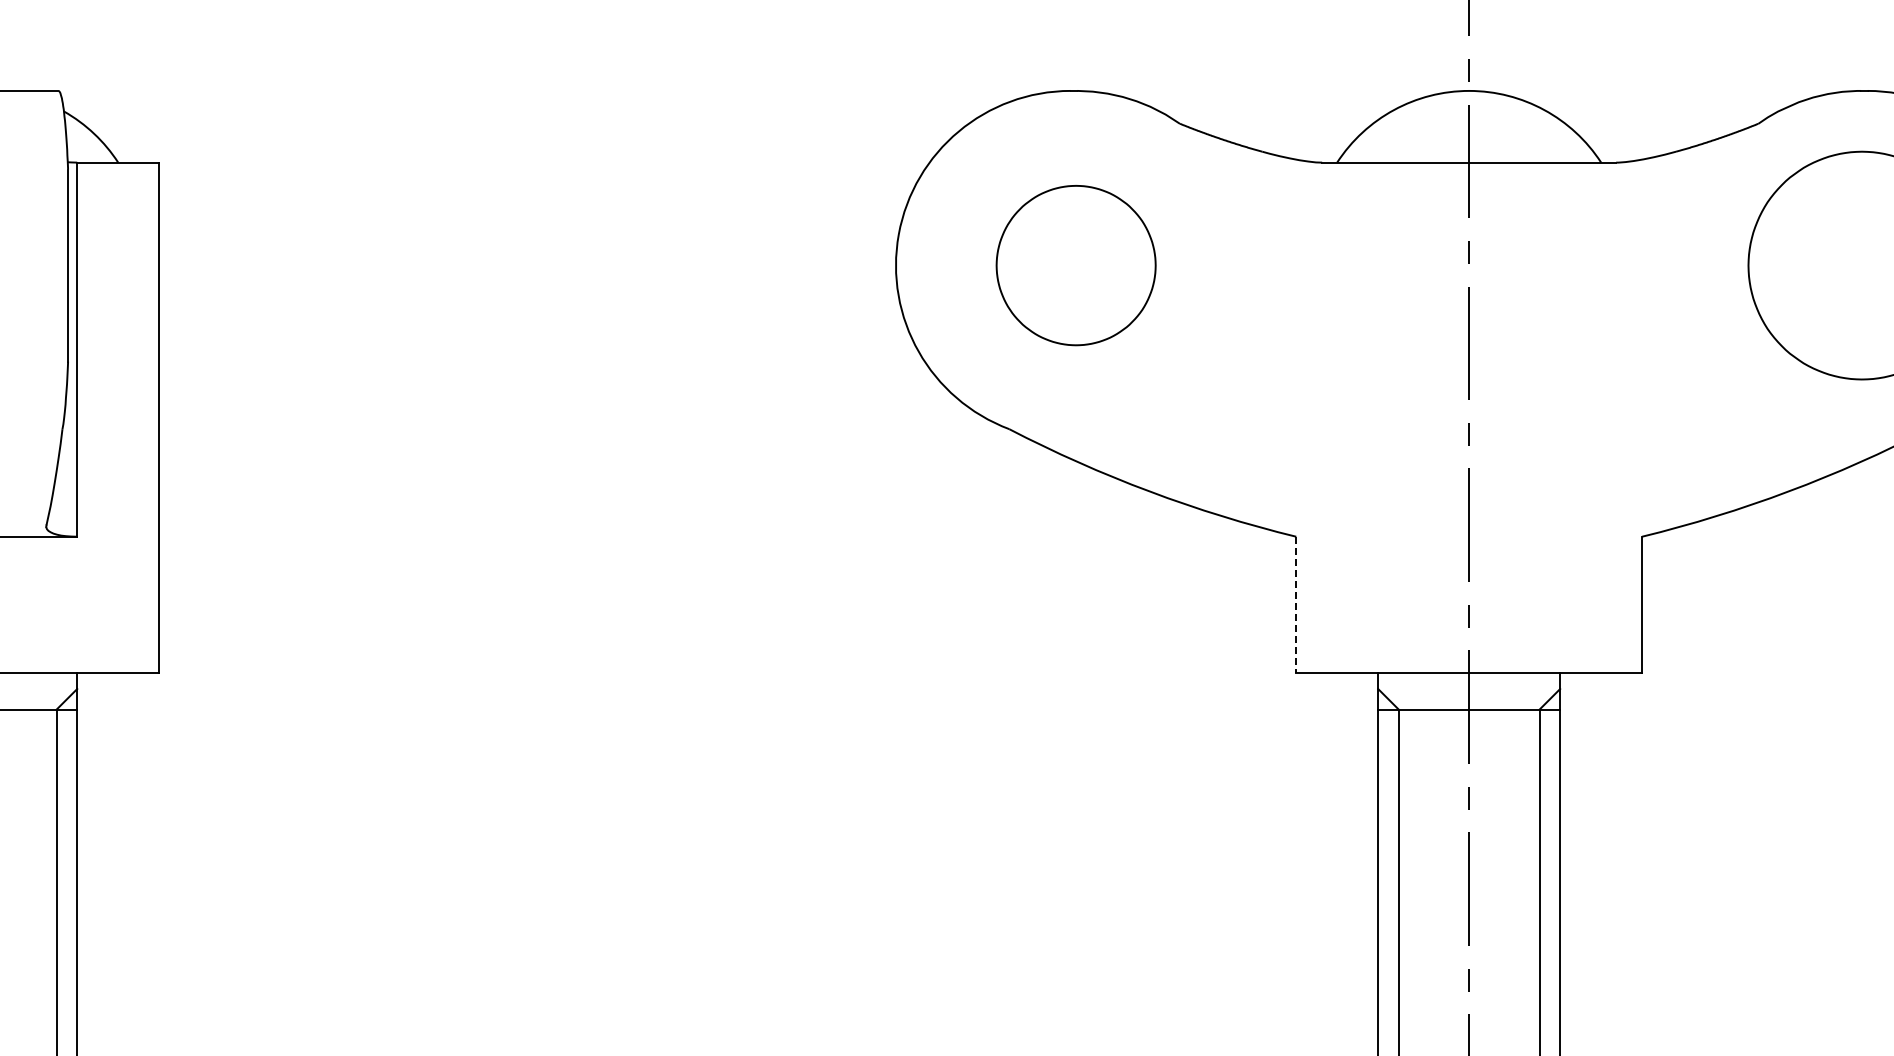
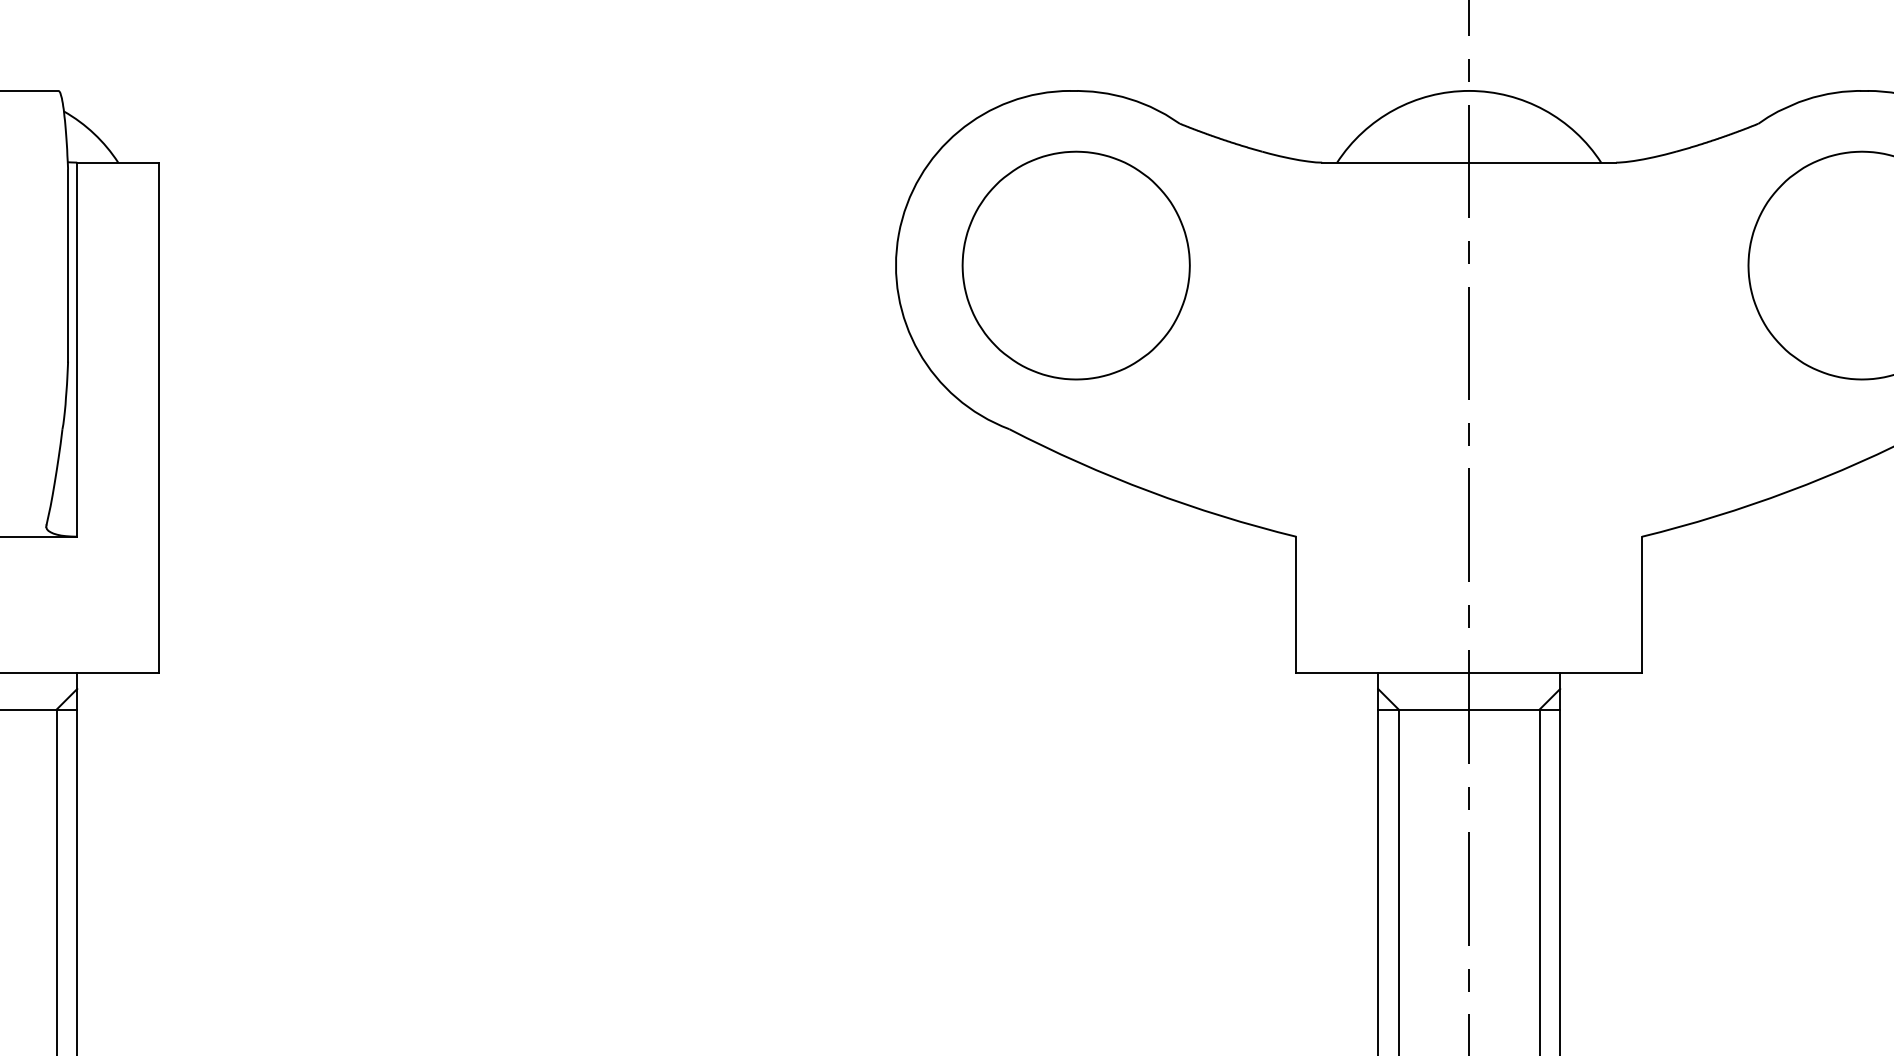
part size: 162x162 px -> 230x231 px (1075, 265)
line: dashed -> solid (1296, 605)
